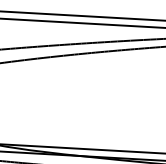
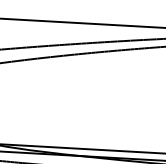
line: present -> none (82, 15)
